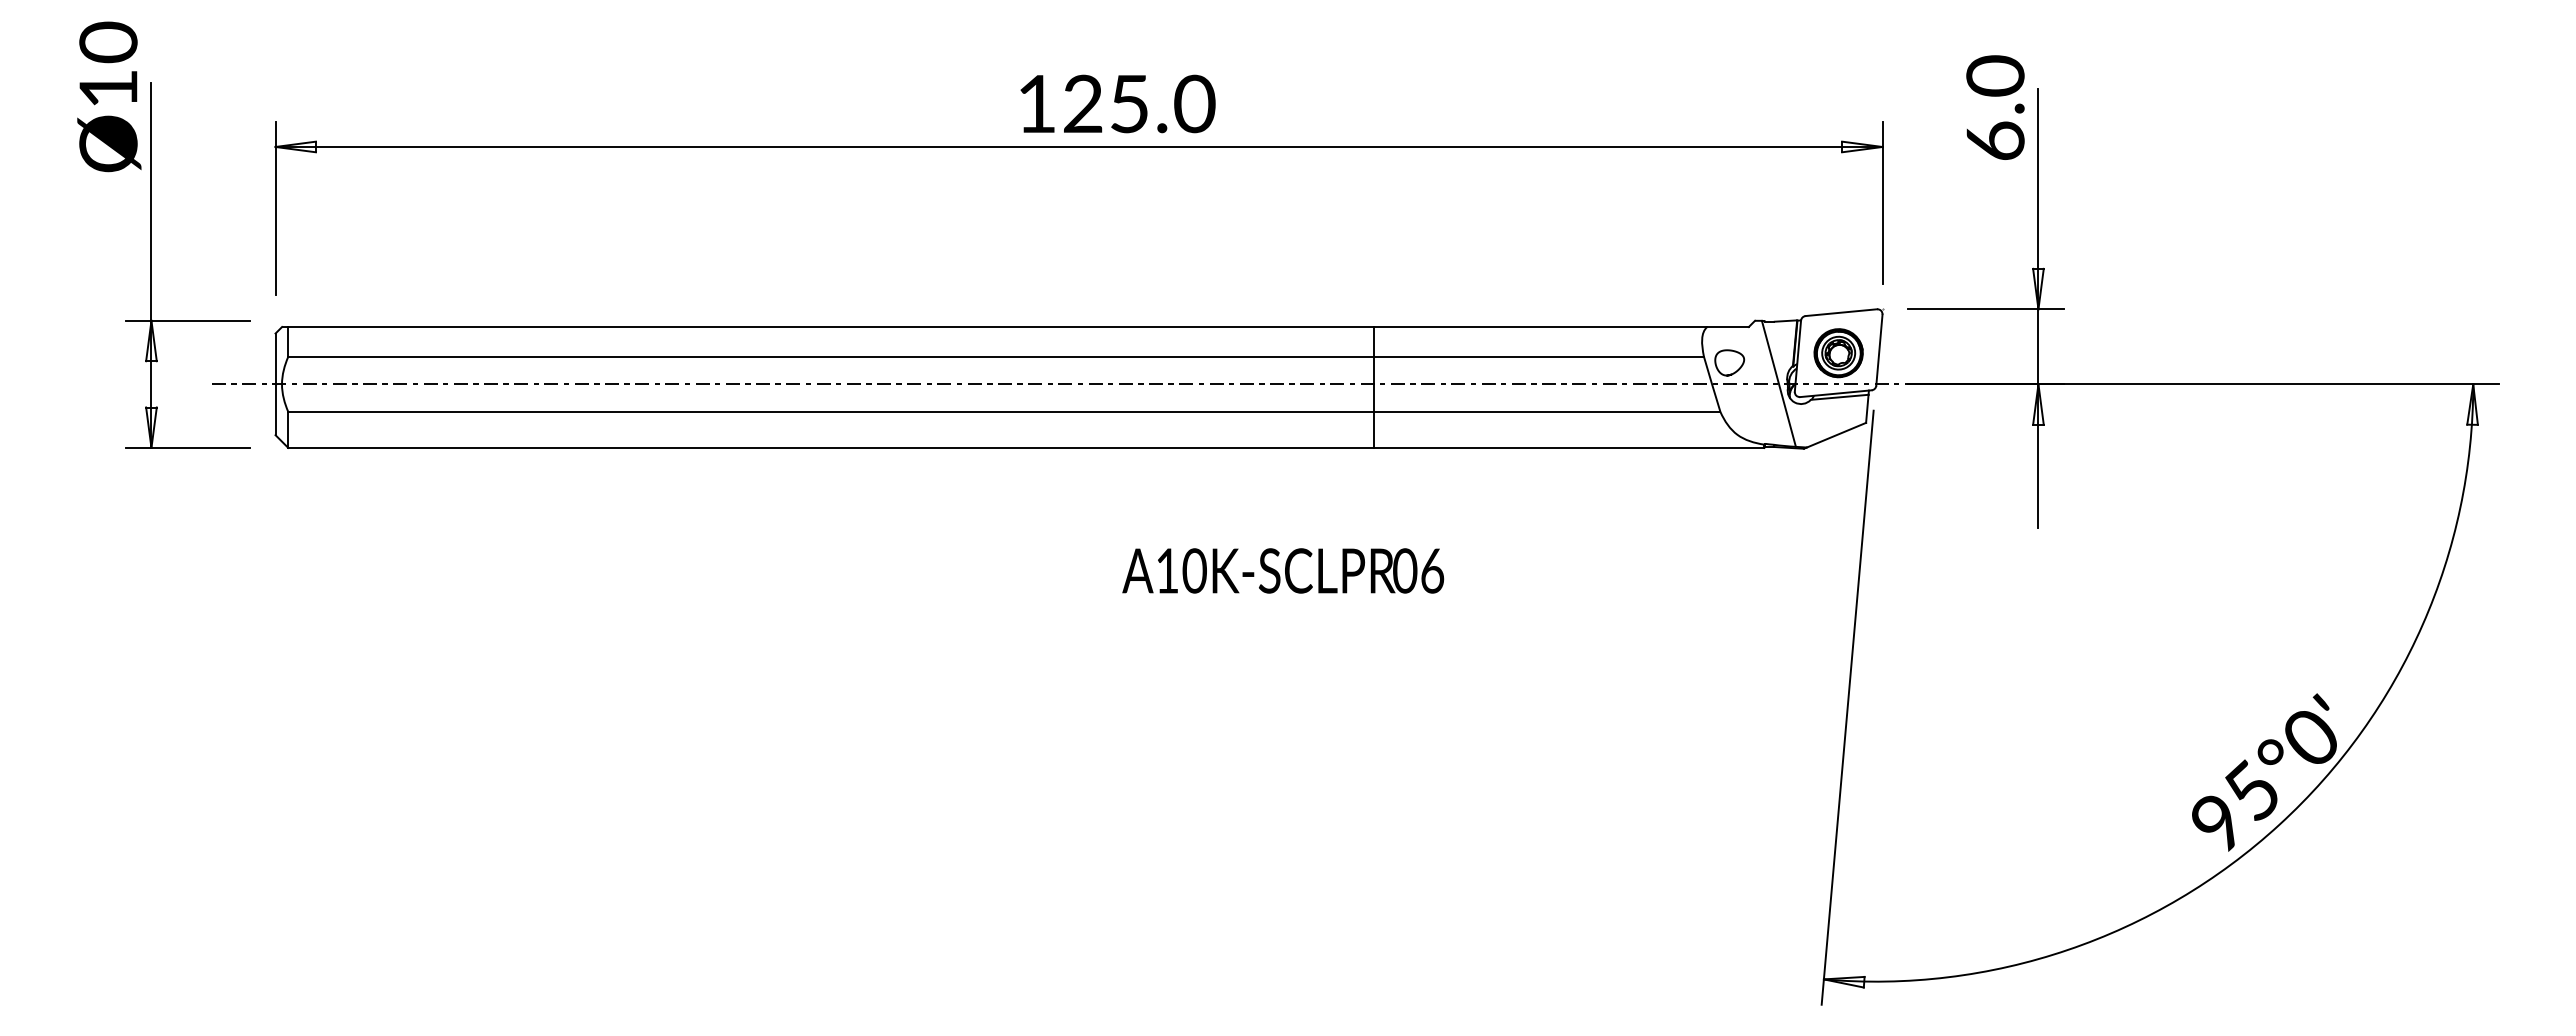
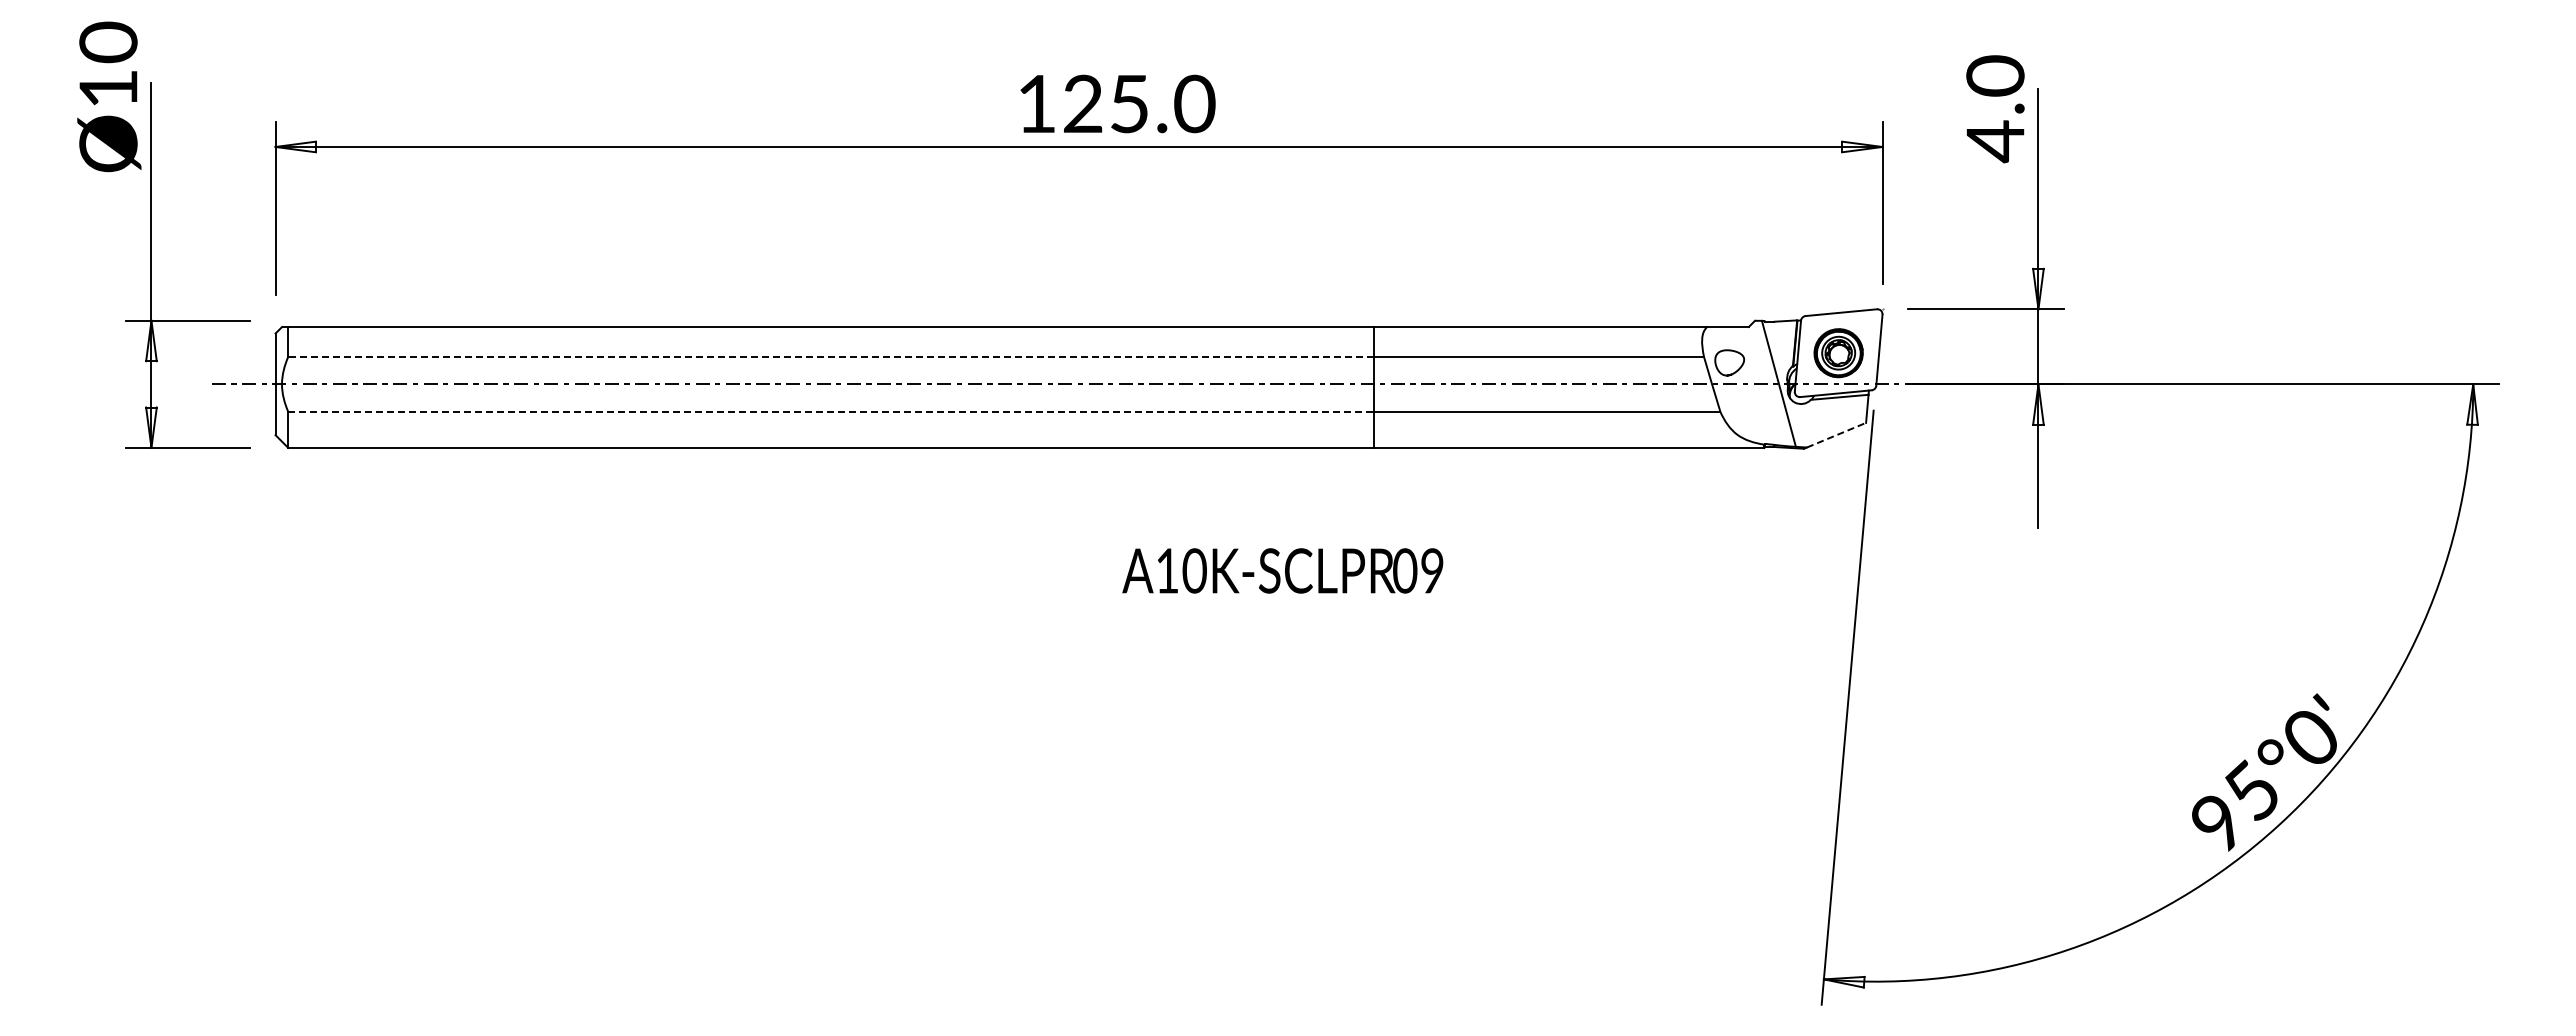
text: 6.0 -> 4.0 (1995, 141)
line: solid -> dashed (831, 356)
line: solid -> dashed (831, 411)
line: solid -> dashed (1837, 435)
text: 06 -> 09 (1432, 570)
